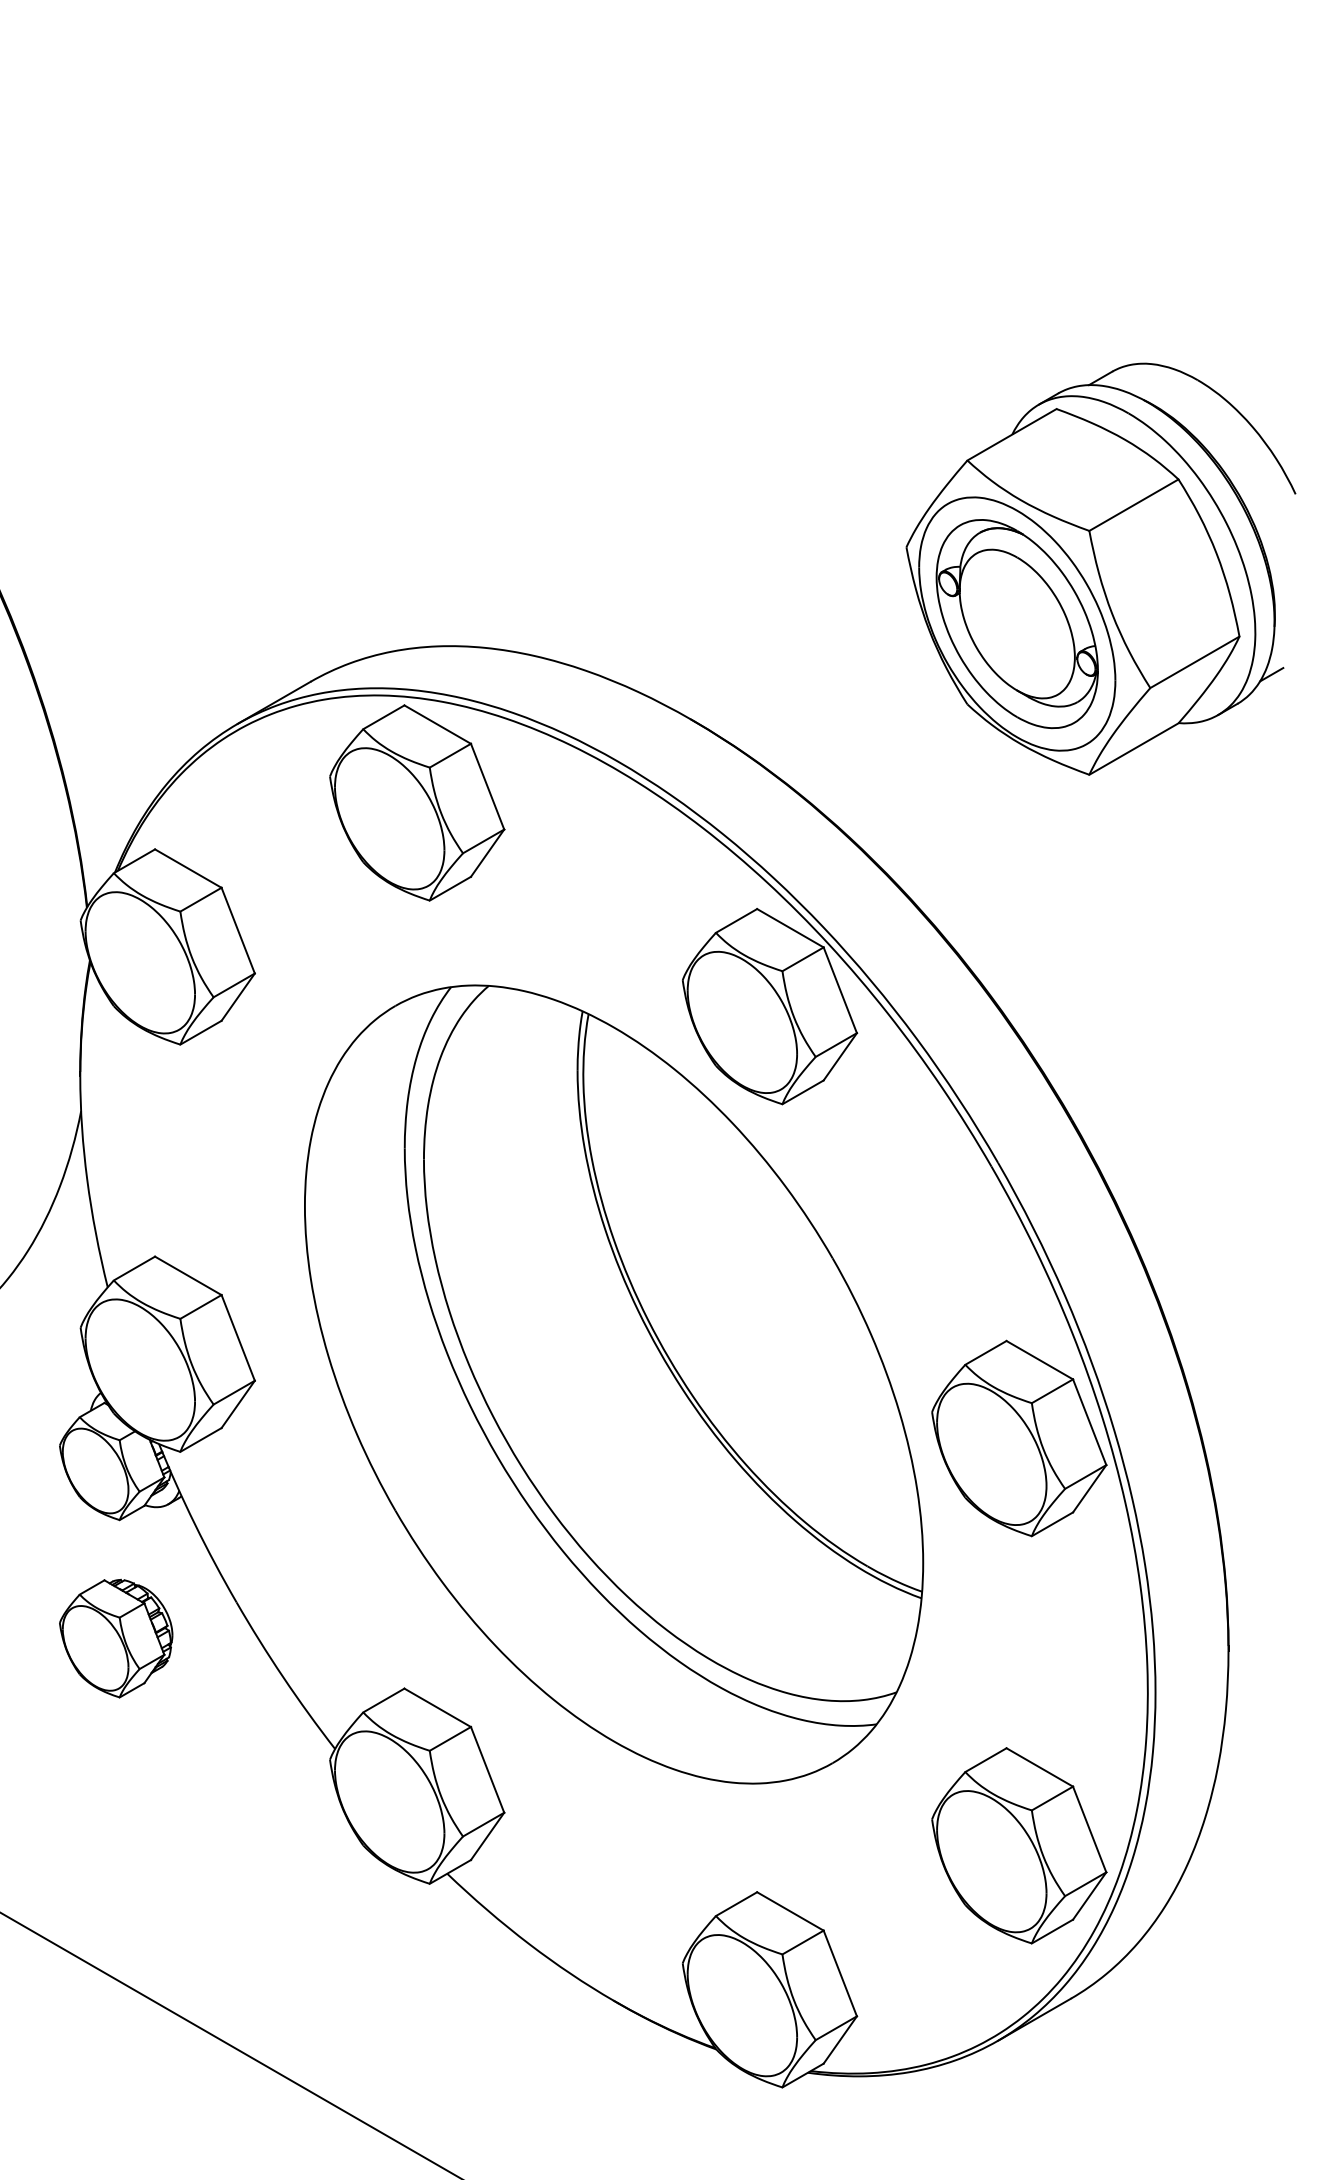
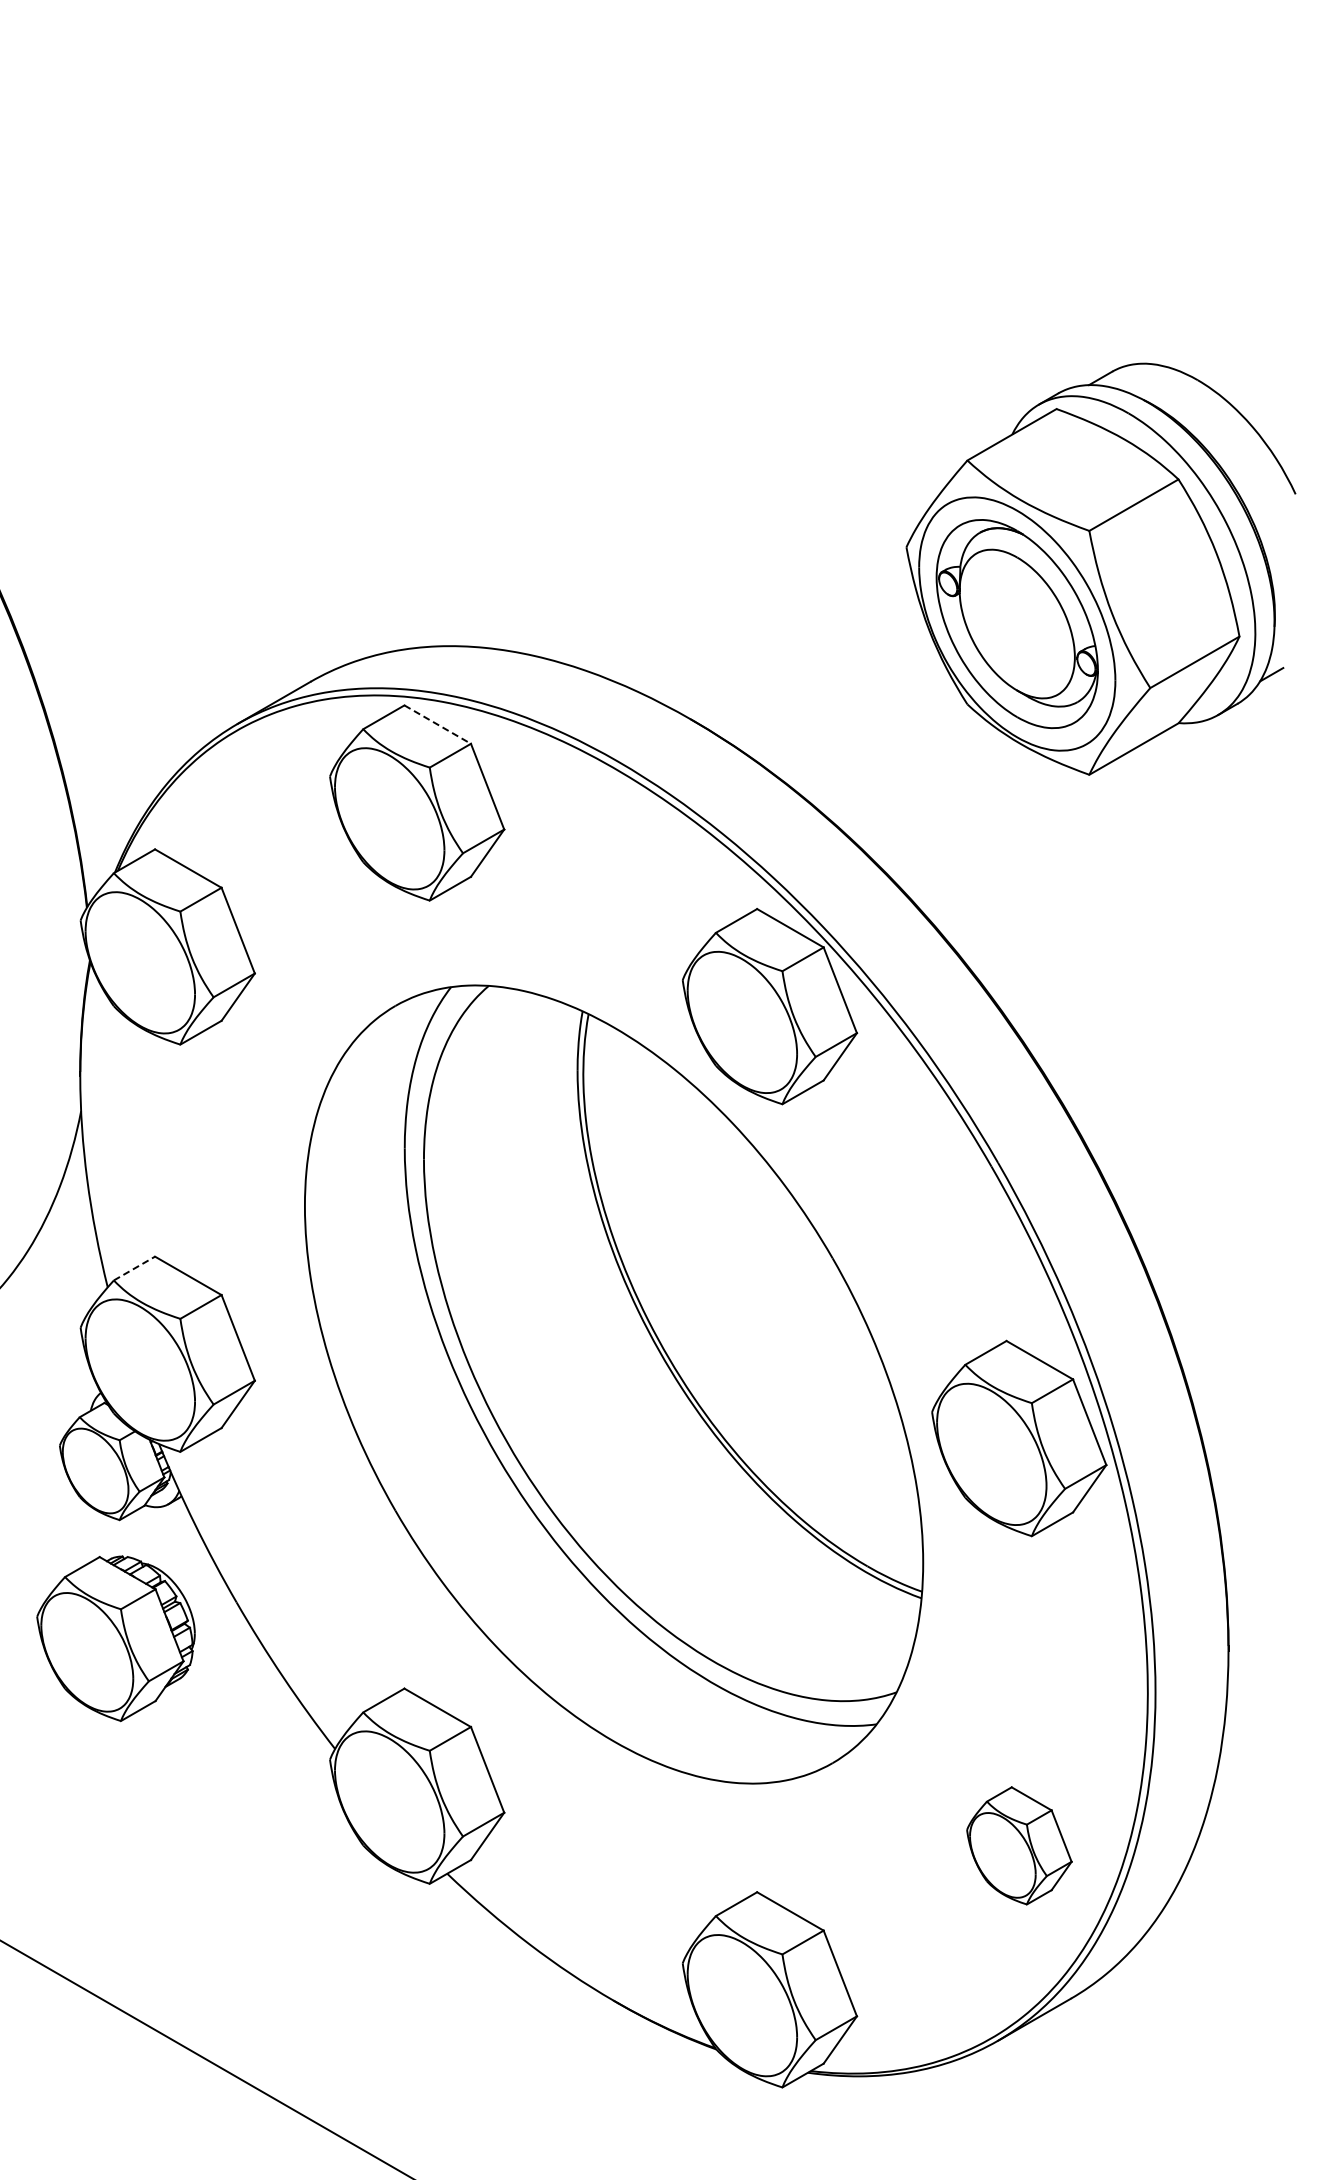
line: solid -> dashed (438, 724)
line: solid -> dashed (134, 1268)
part size: 115x121 px -> 160x168 px (115, 1638)
part size: 177x198 px -> 107x120 px (1019, 1845)
line position: (229, 2044) -> (205, 2058) (205, 2058)
